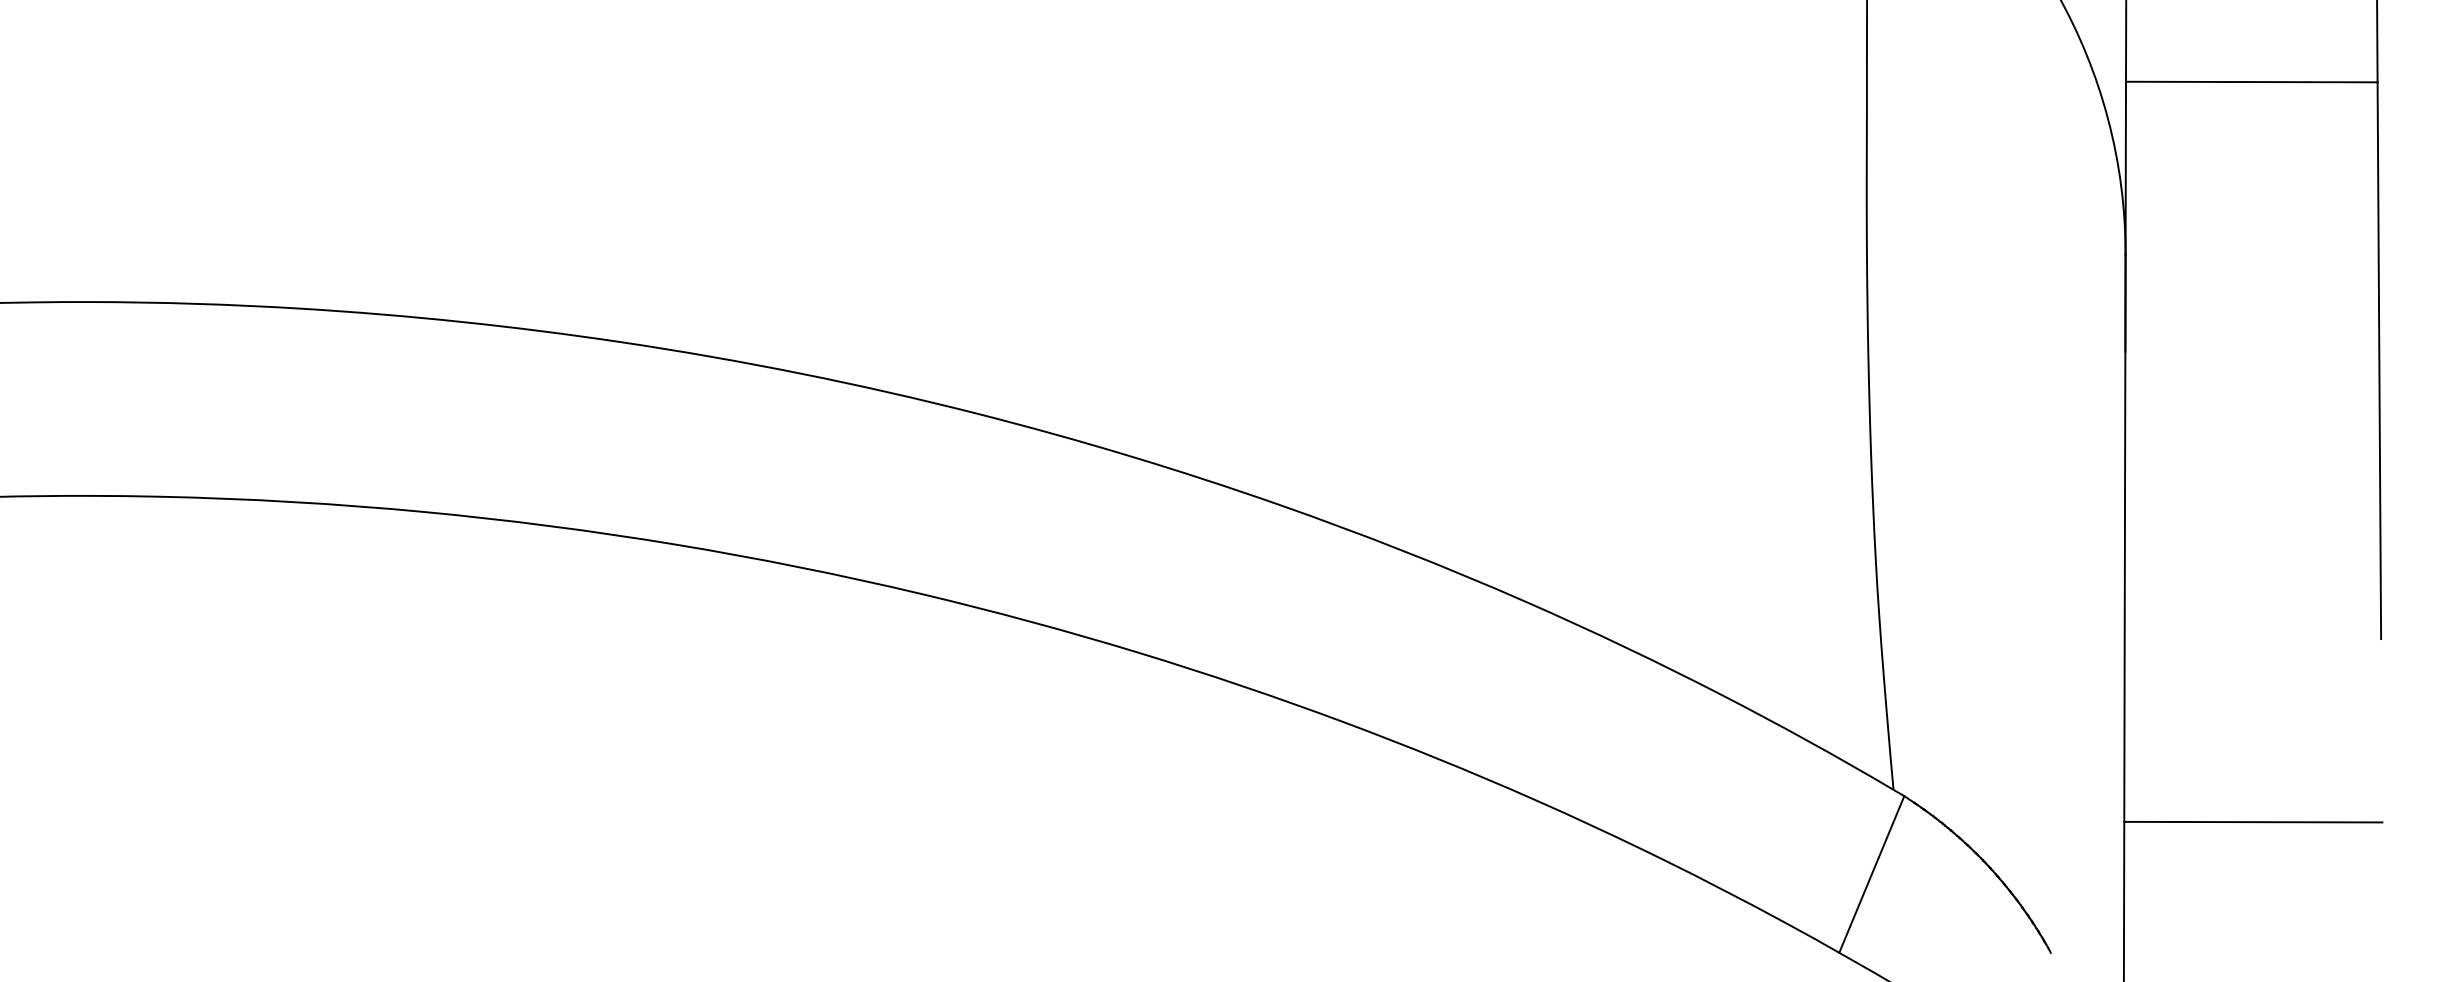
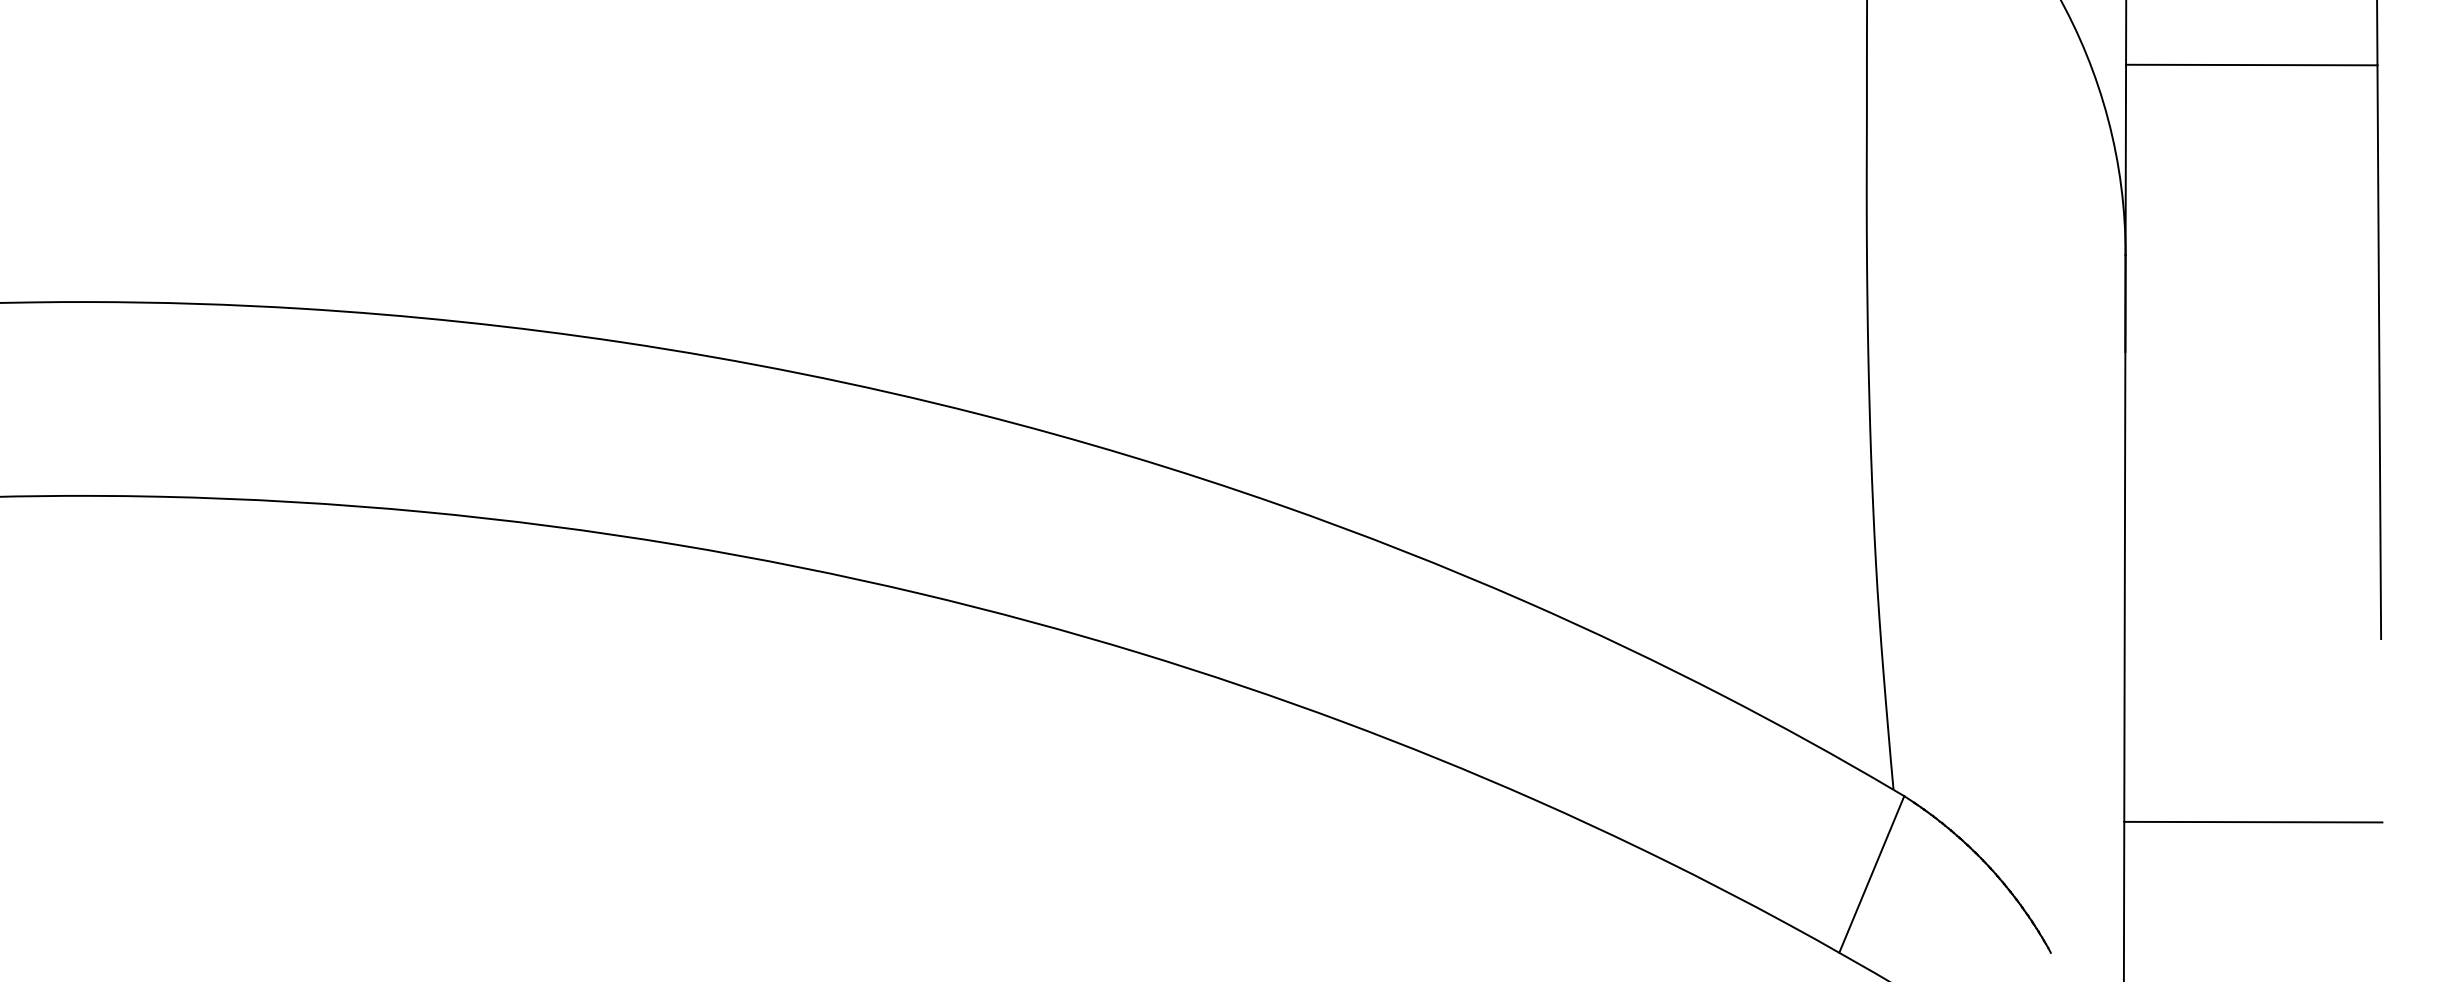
line position: (2251, 81) -> (2251, 64) (2251, 64)
